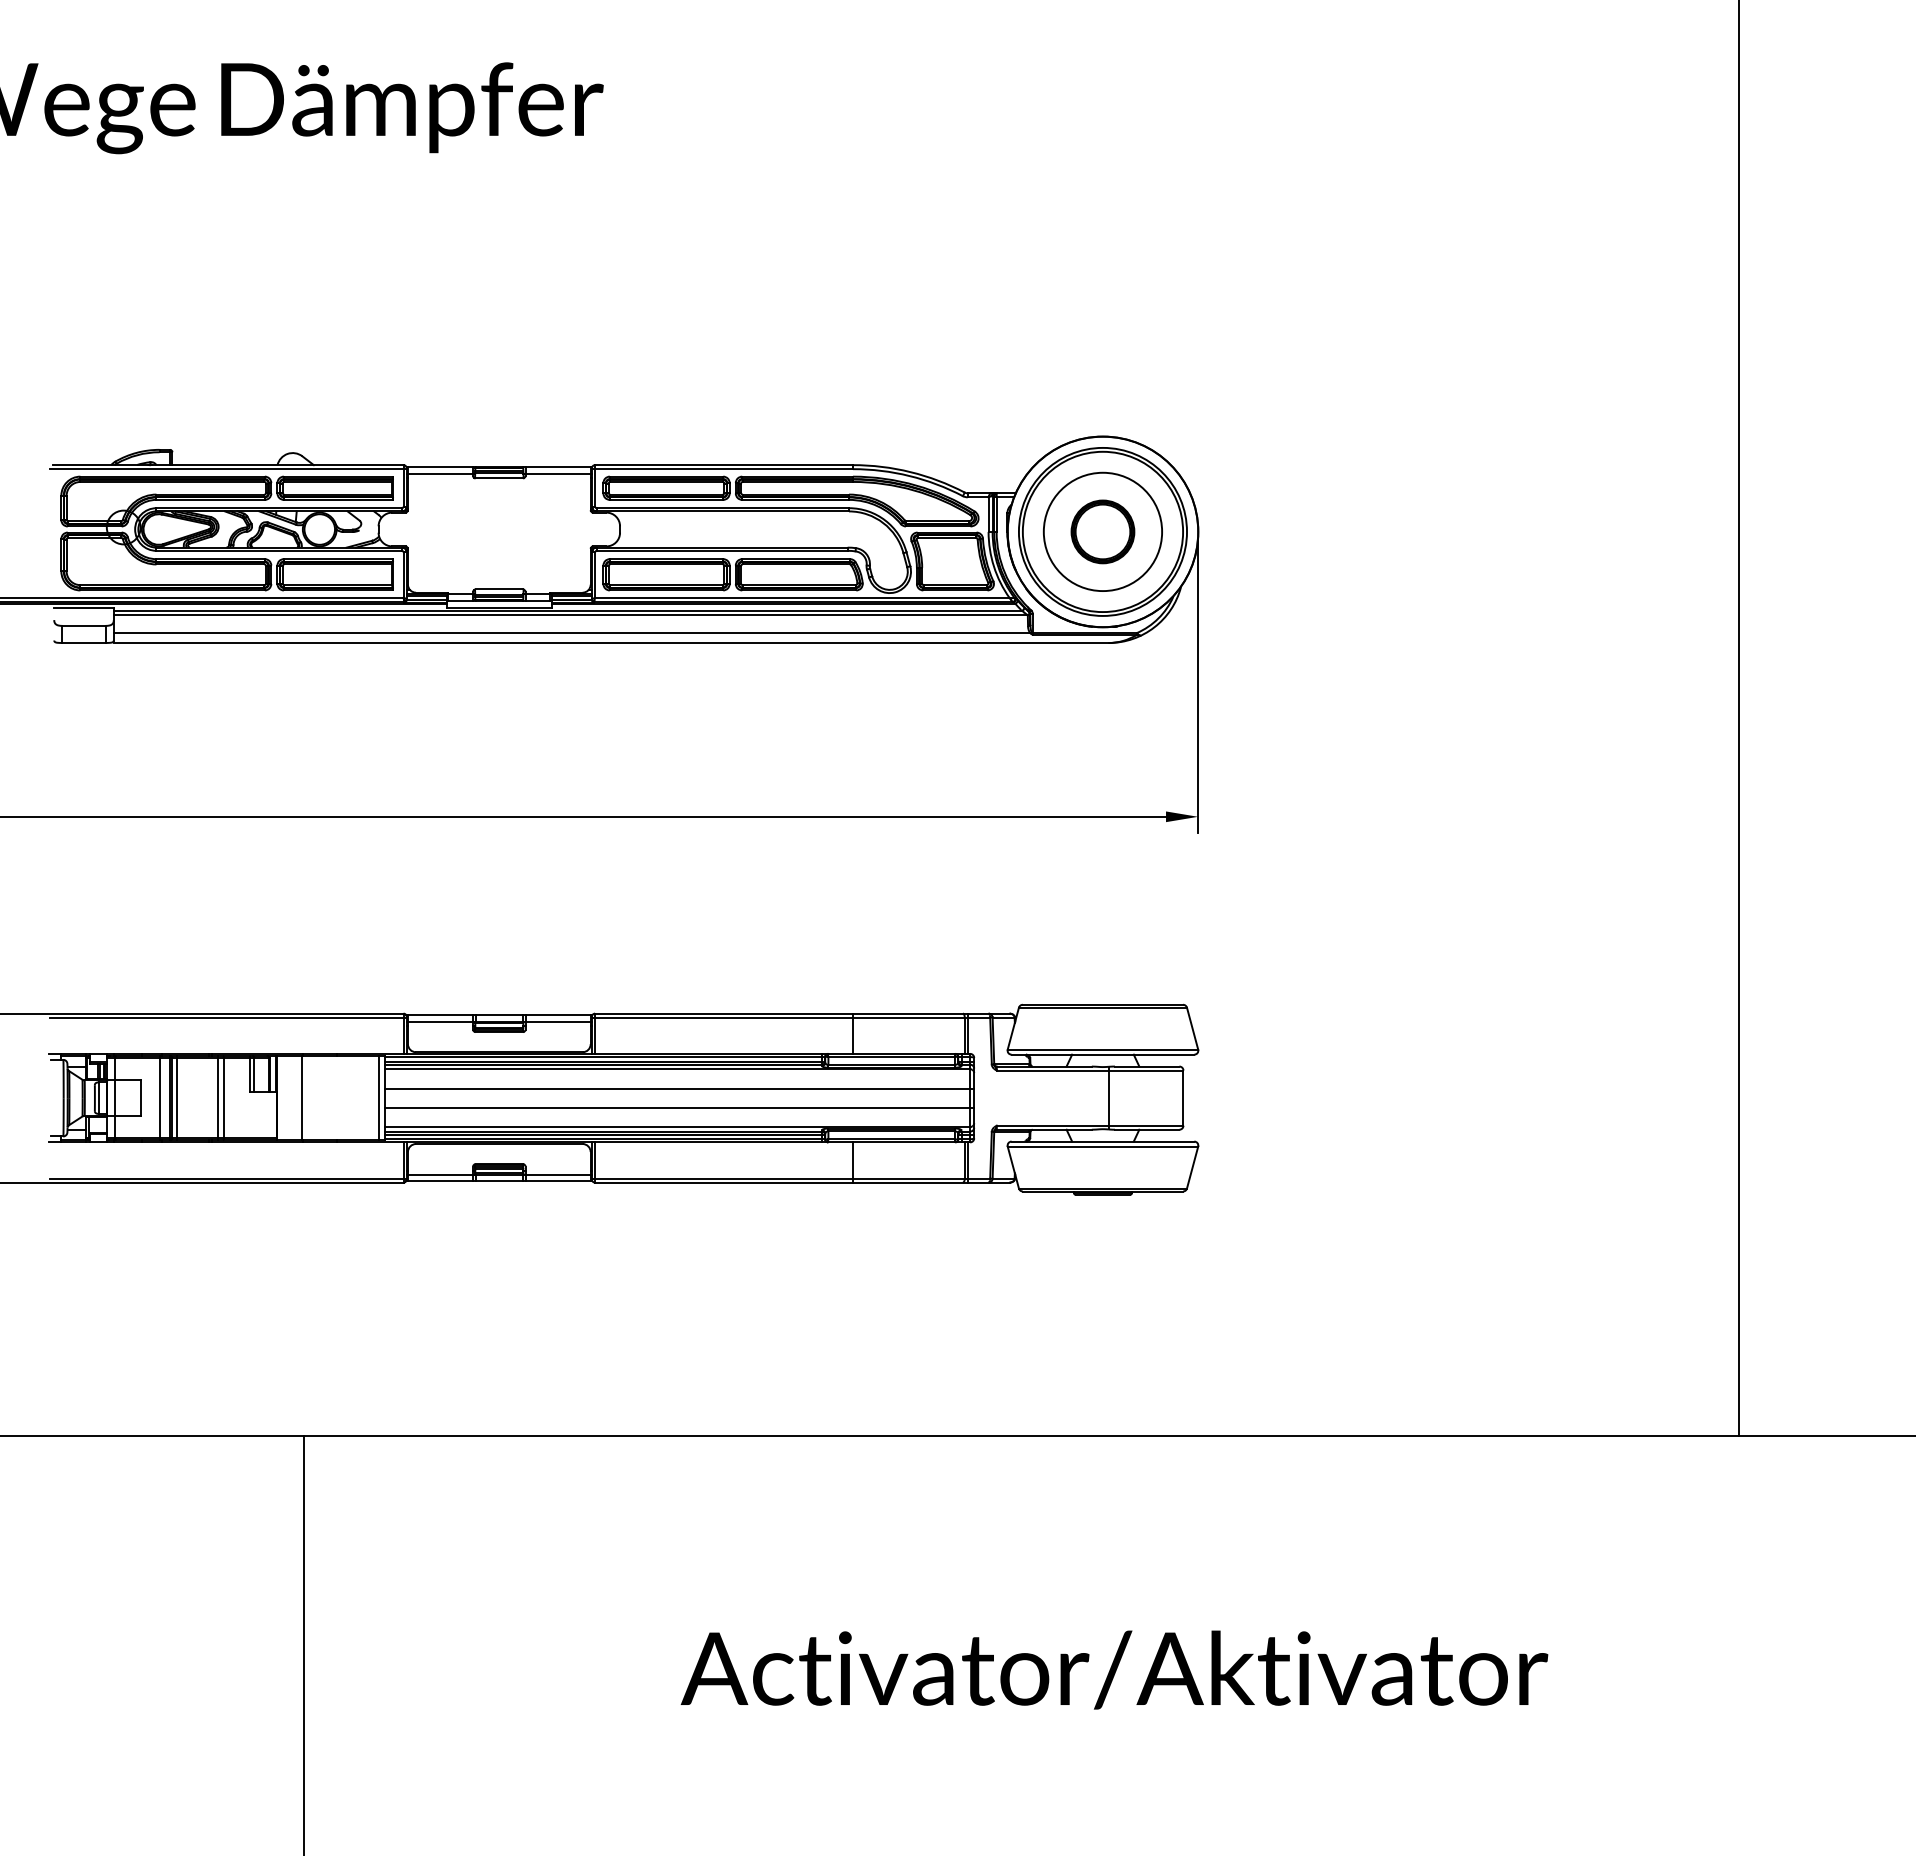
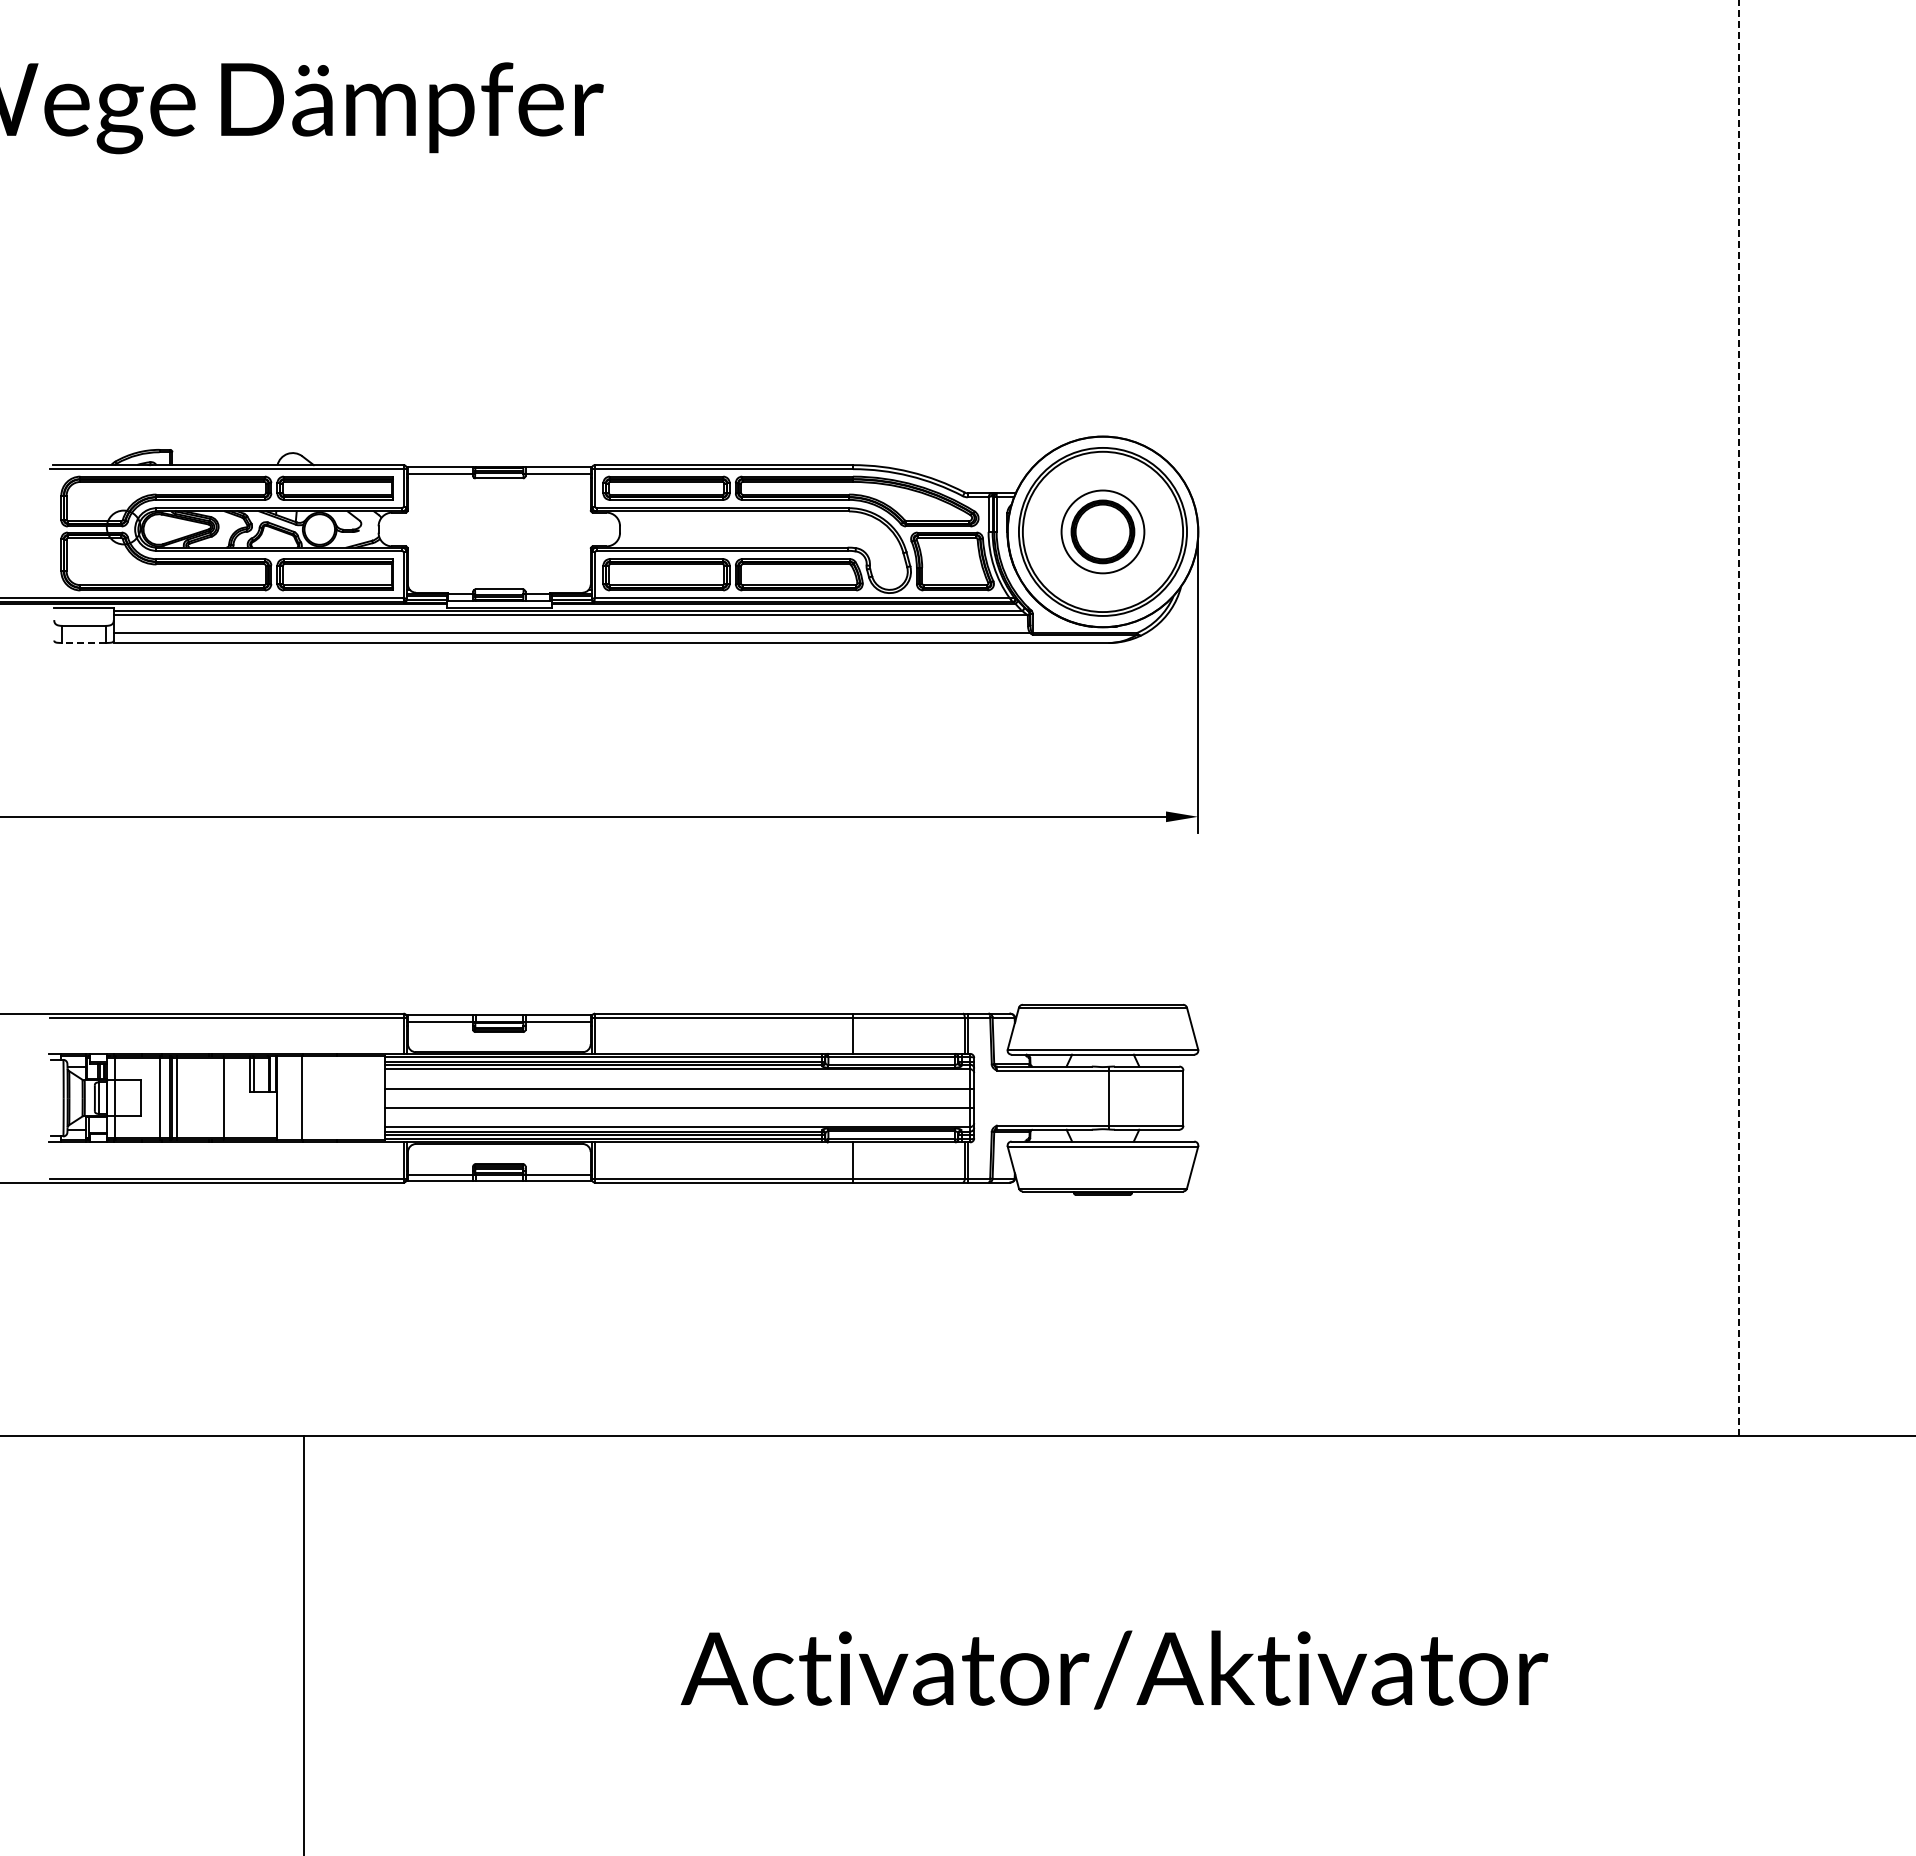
circle diameter: 118 px -> 83 px (1102, 531)
line: solid -> dashed (84, 642)
line: solid -> dashed (1738, 717)
line: present -> none (218, 1097)
line: present -> none (378, 1097)
